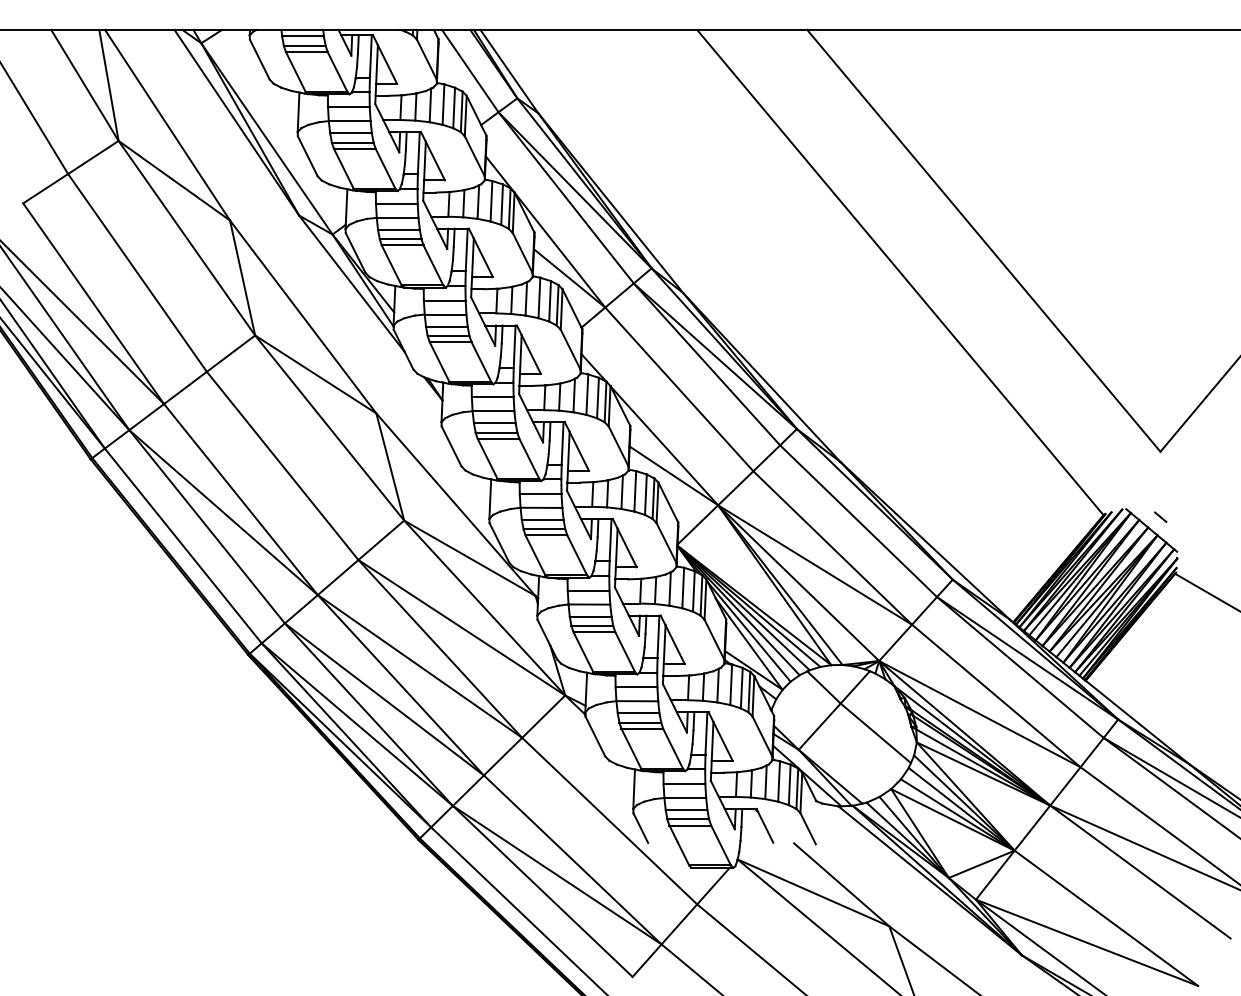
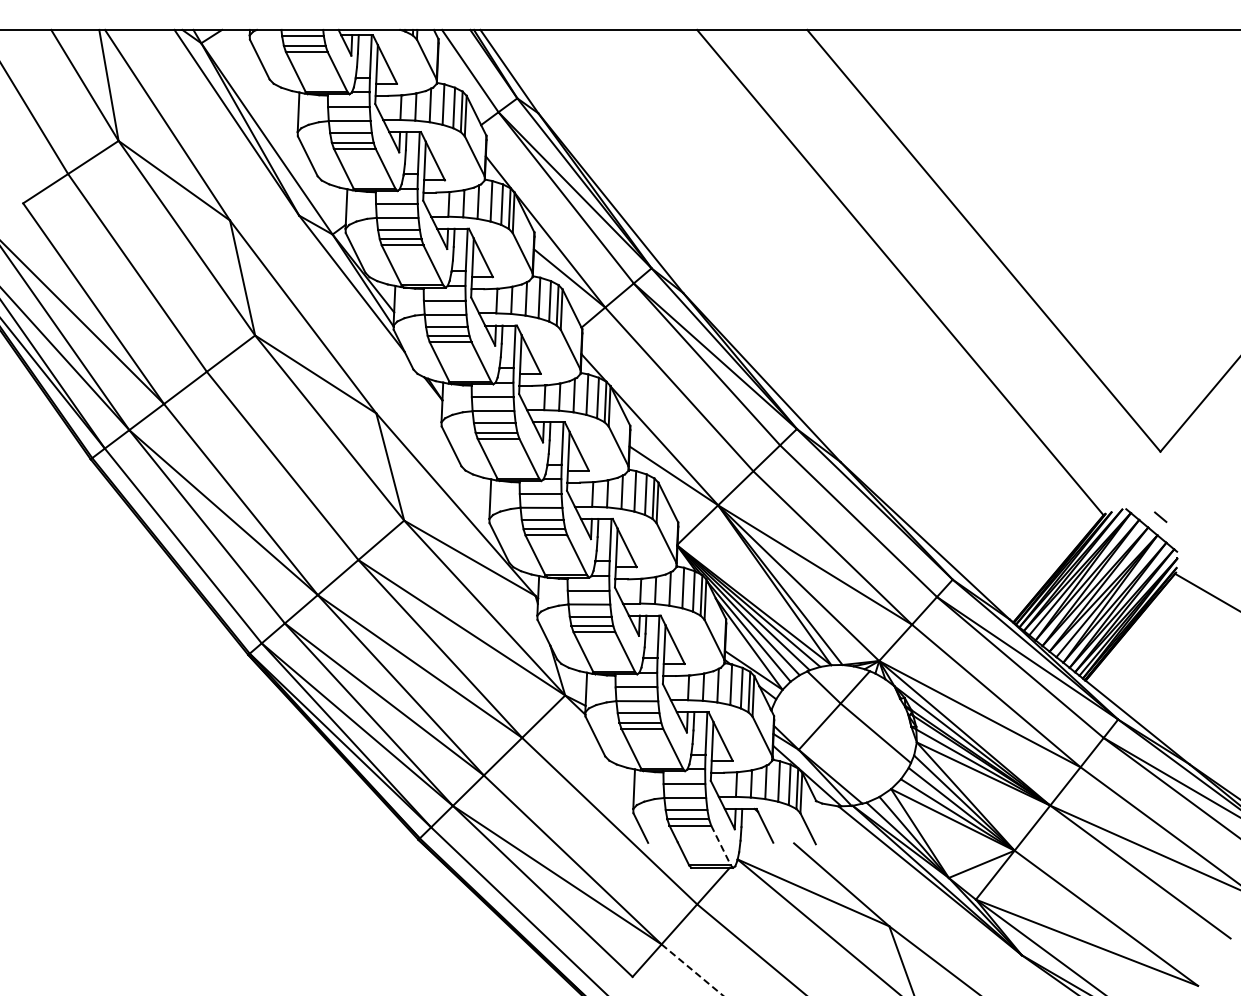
line: solid -> dashed (721, 845)
line: solid -> dashed (692, 969)
